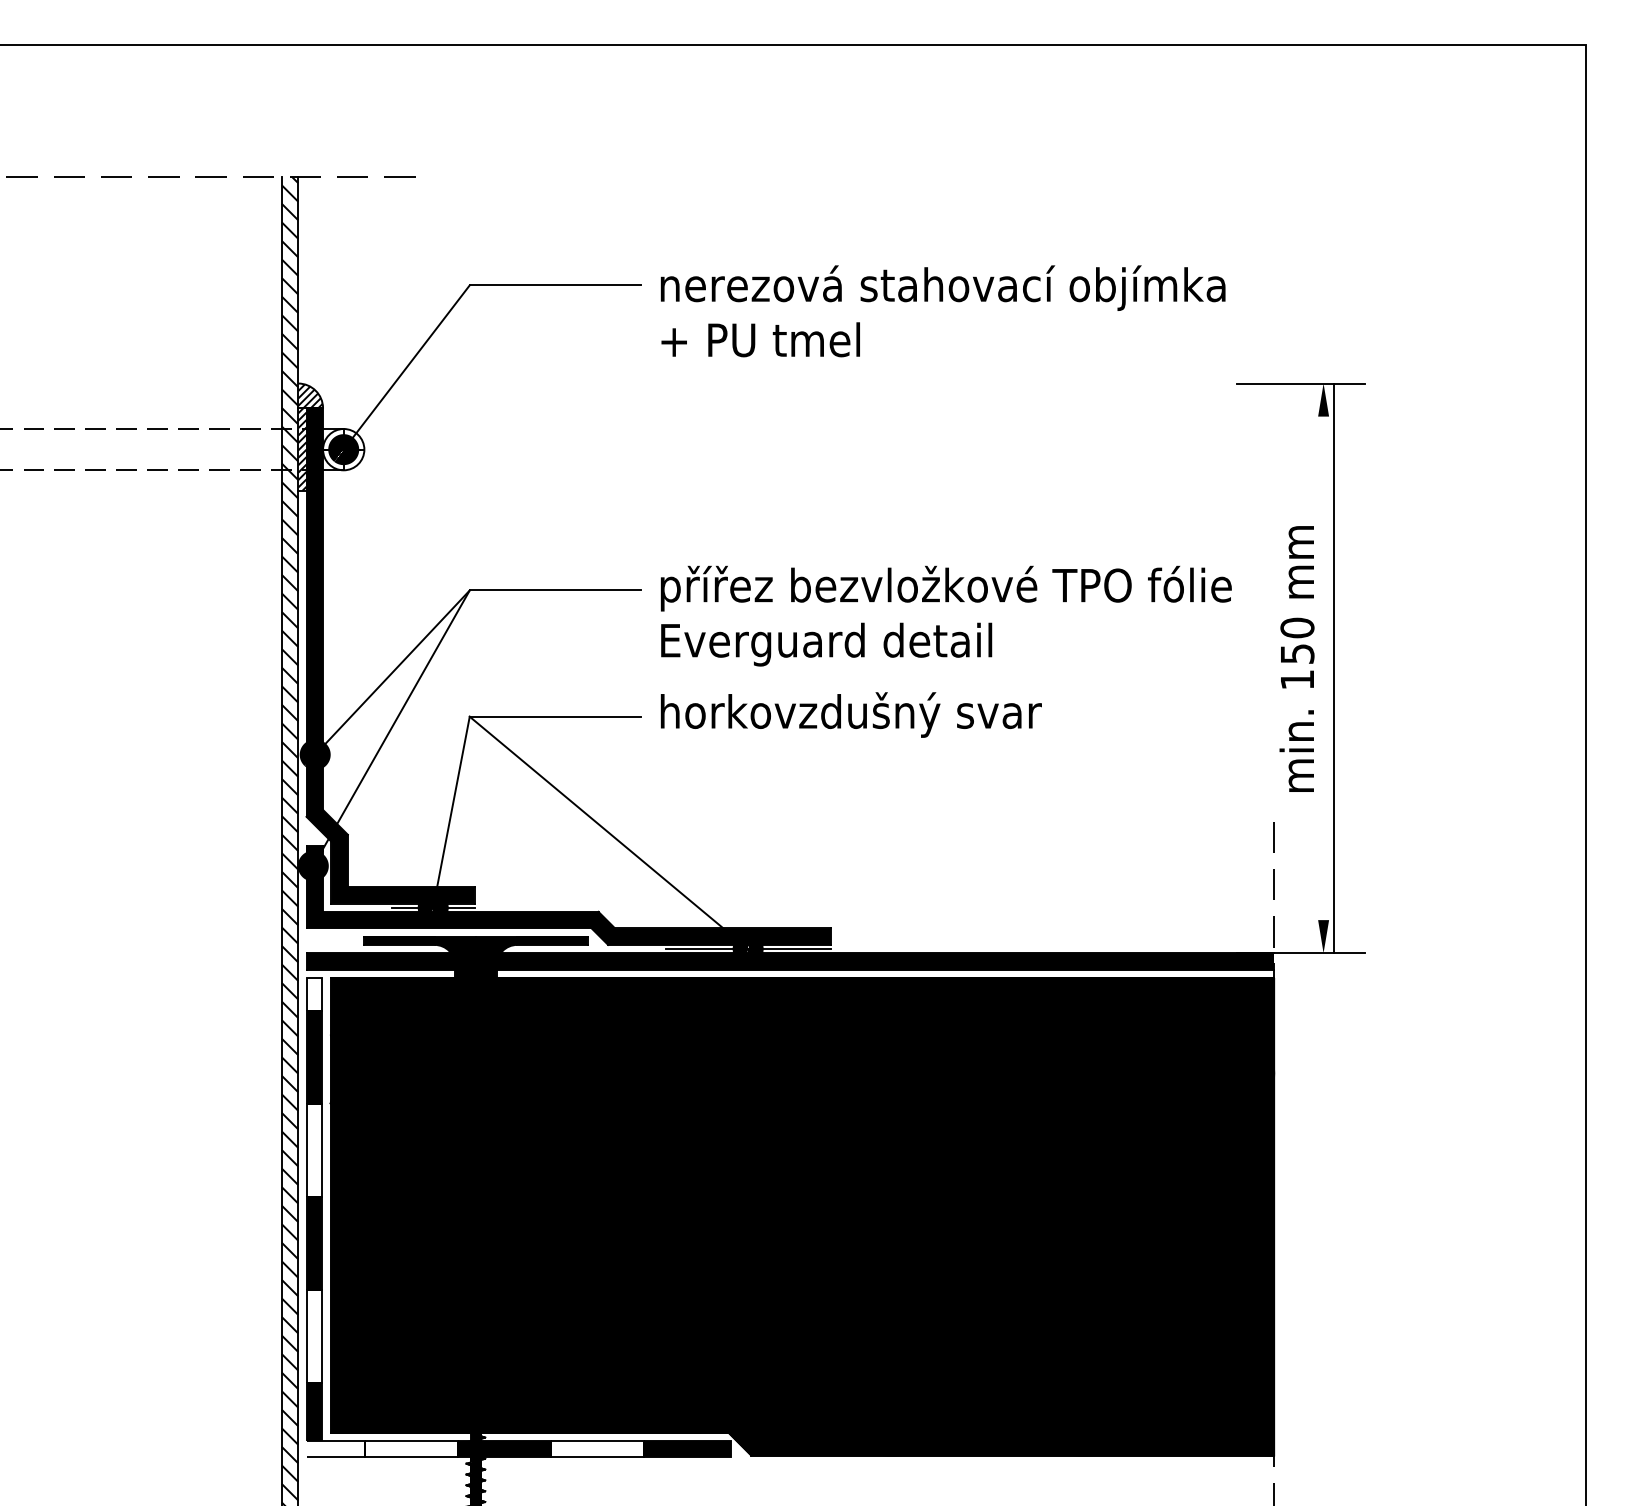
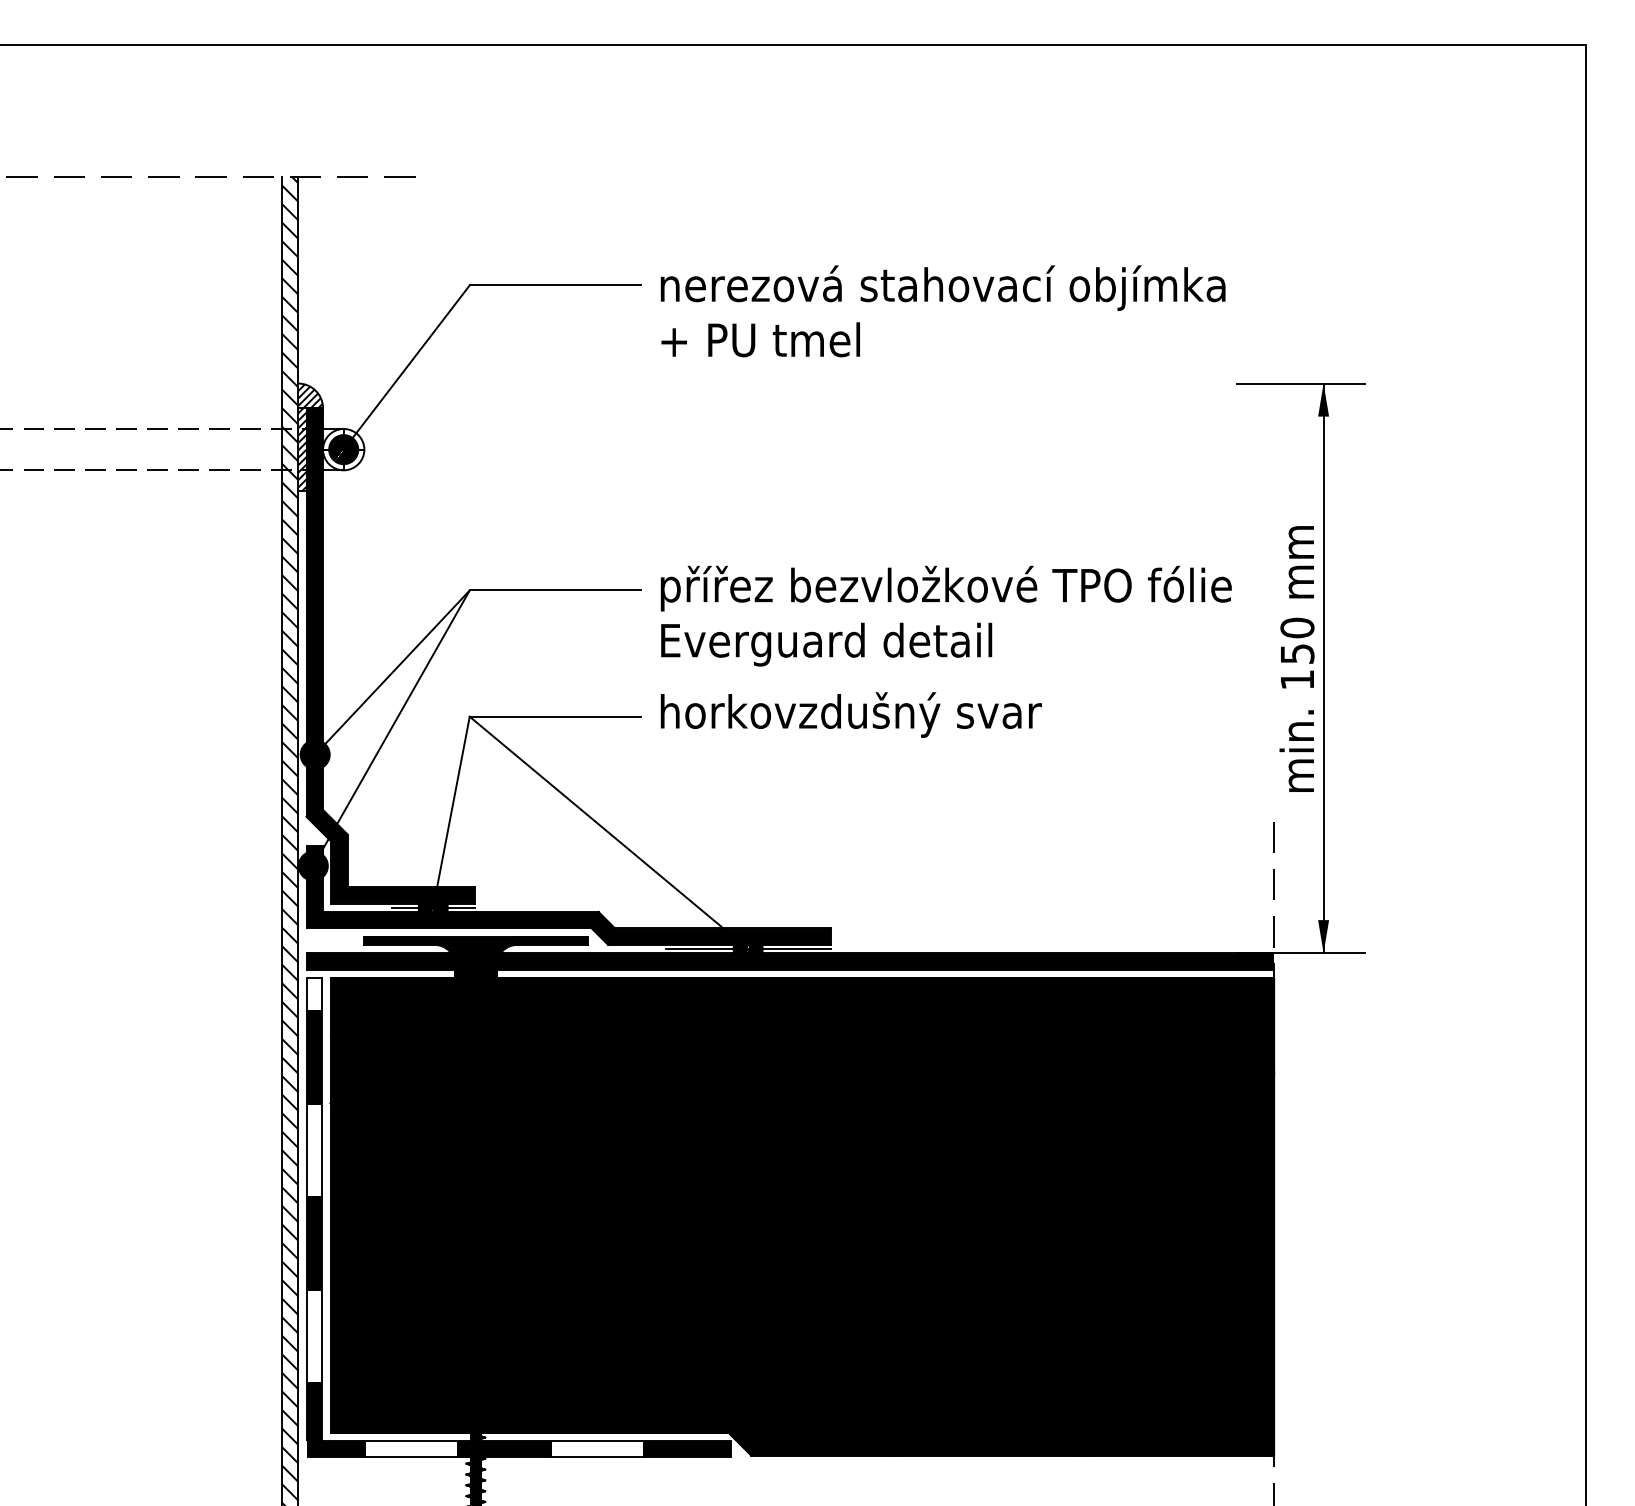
line position: (1333, 668) -> (1323, 668) (1323, 668)
fill: none -> present (335, 1448)
